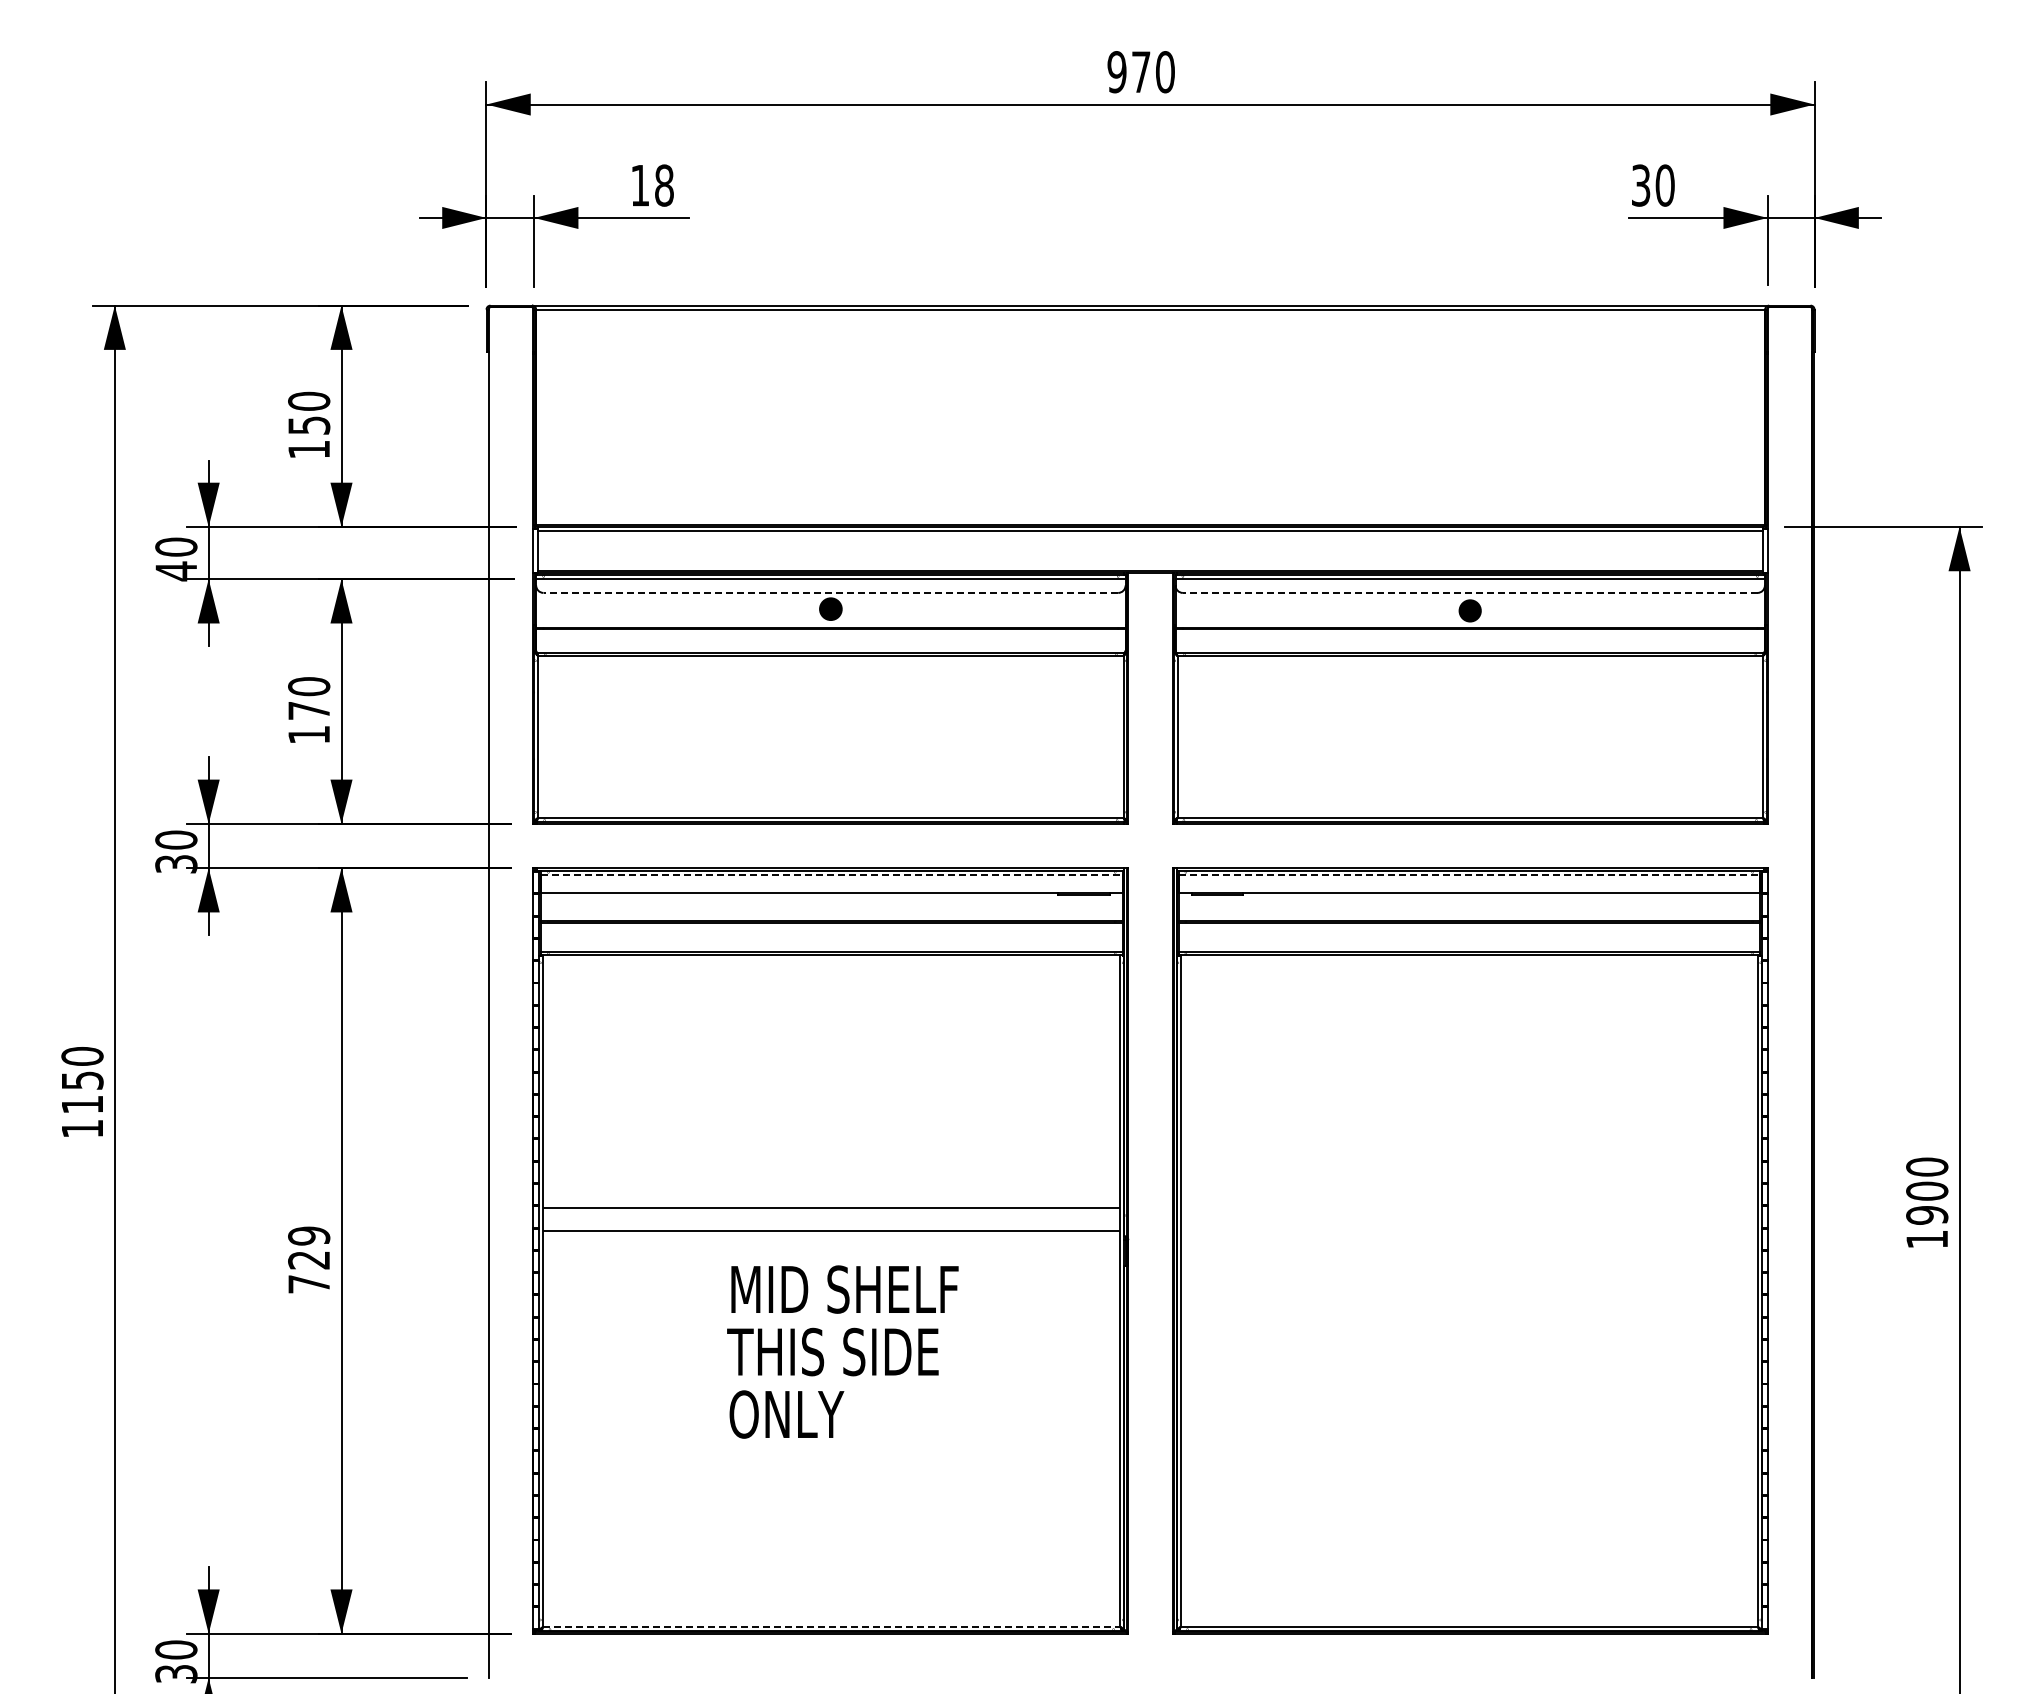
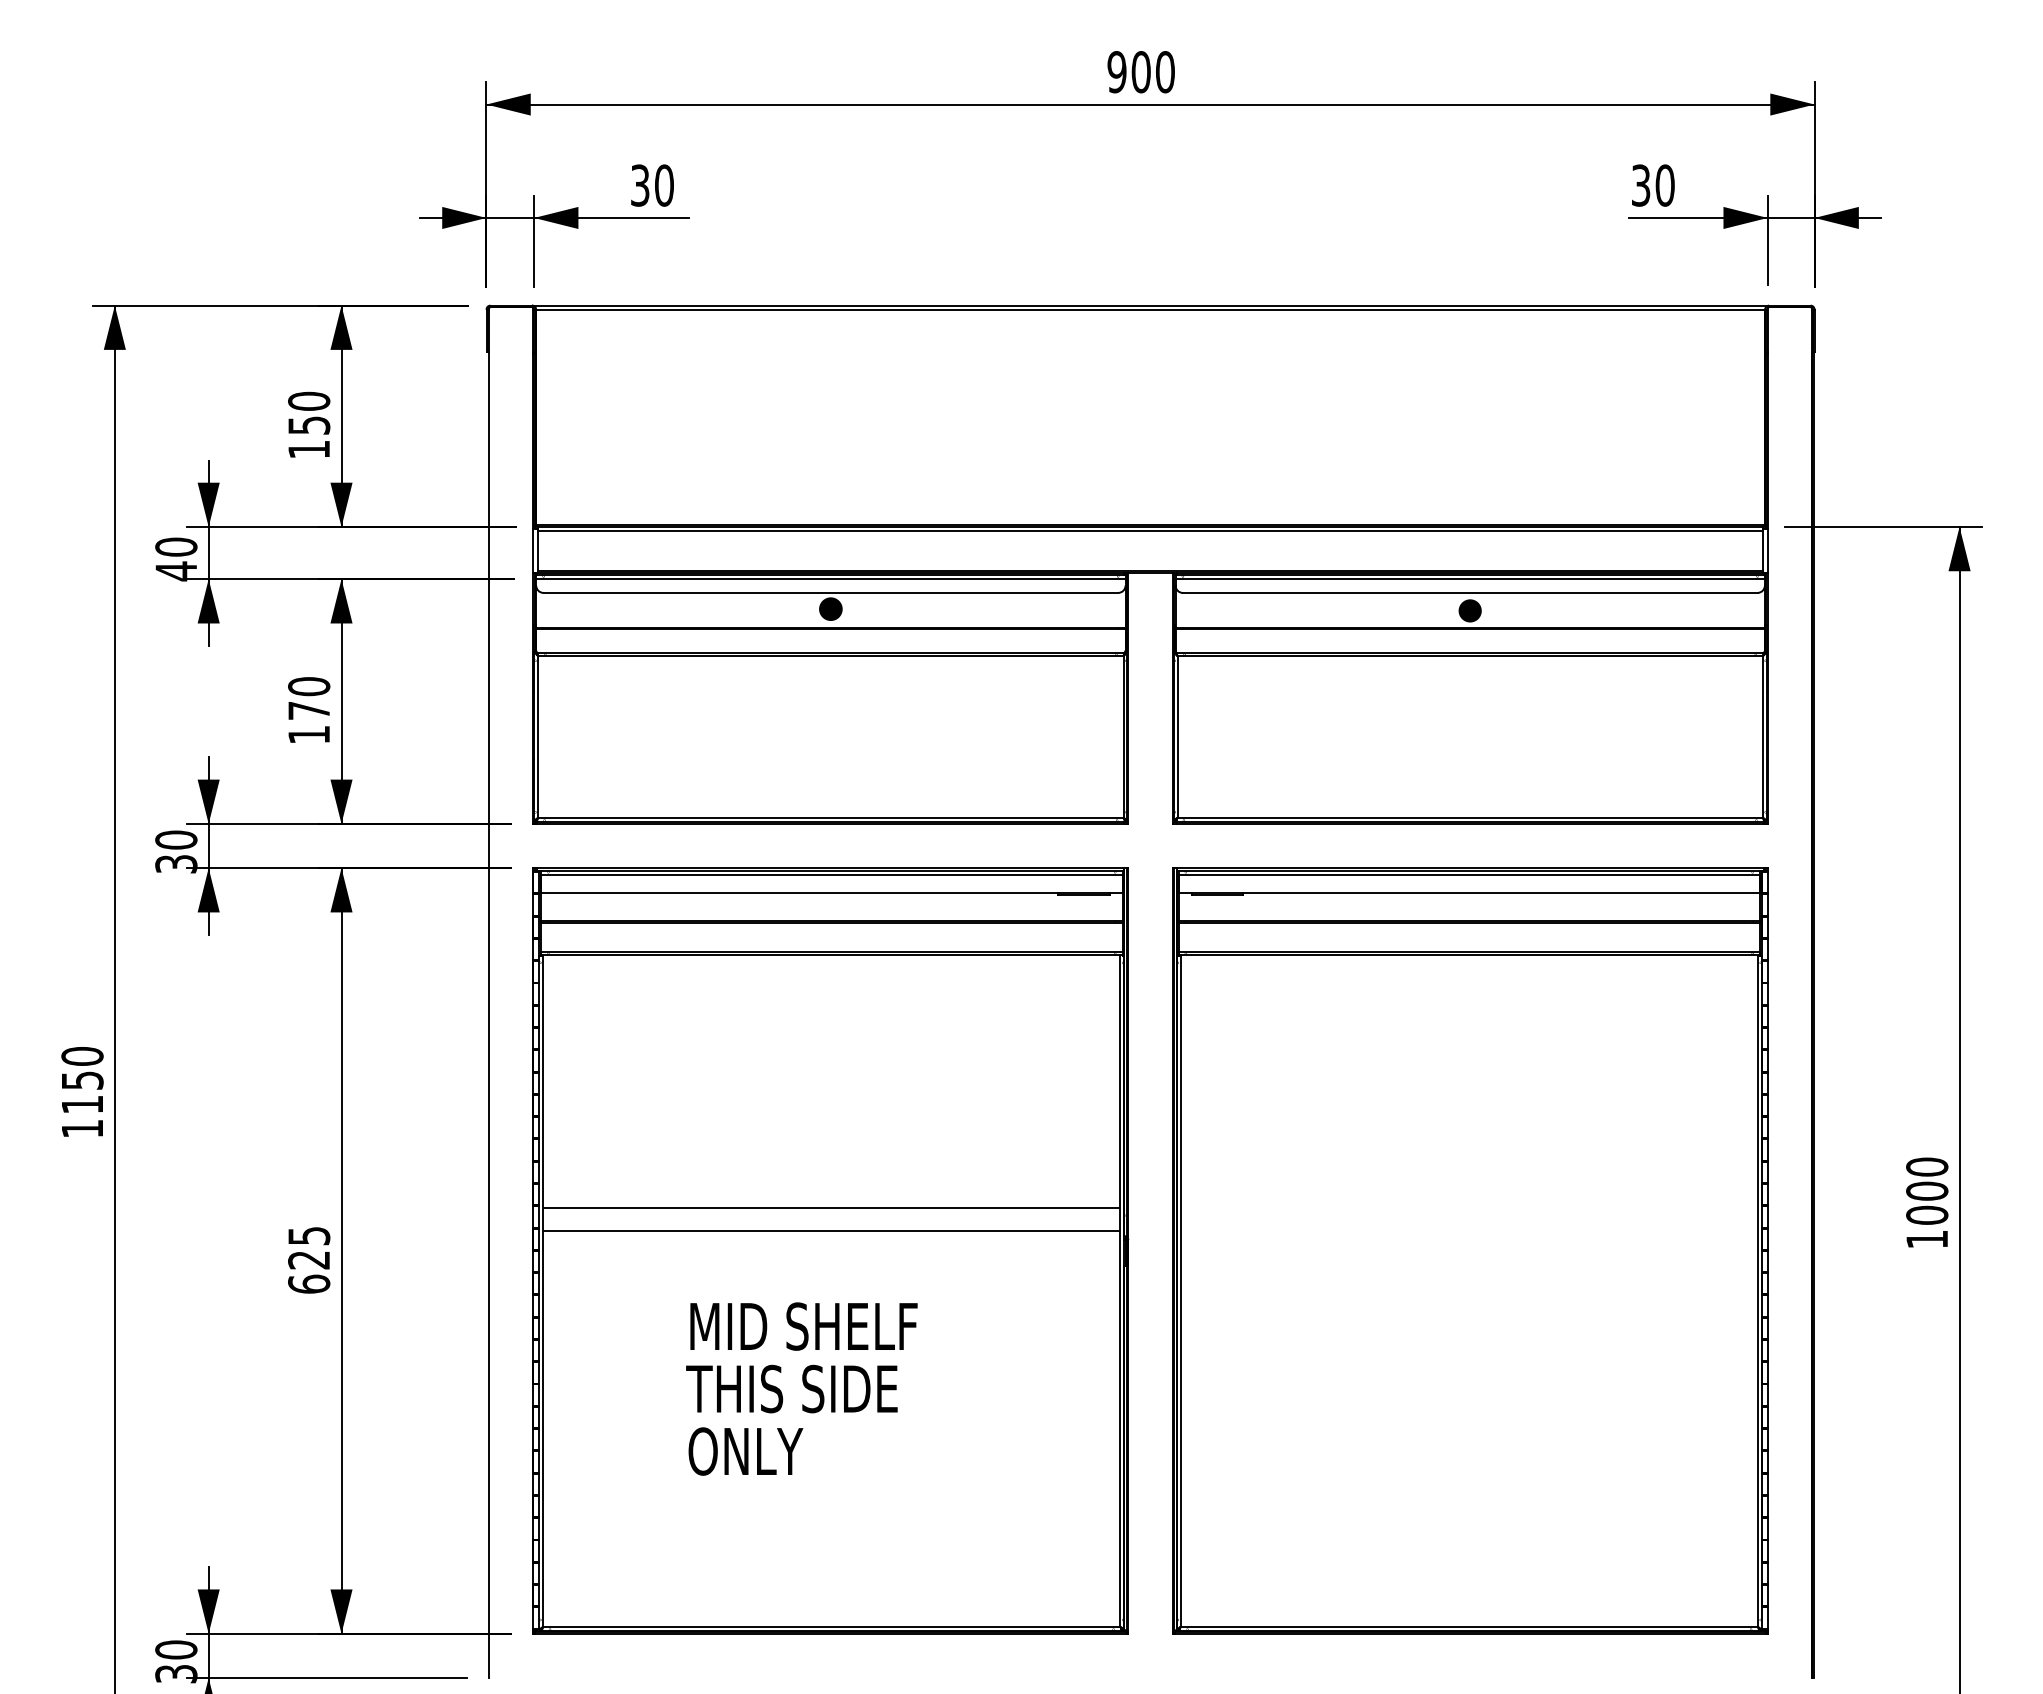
text: 970 -> 900 (1140, 72)
text: 18 -> 30 (652, 185)
line: dashed -> solid (830, 592)
line: dashed -> solid (1469, 592)
line: dashed -> solid (831, 875)
line: dashed -> solid (1469, 875)
text: 1900 -> 1000 (1927, 1214)
text: 729 -> 625 (309, 1259)
text position: (842, 1351) -> (801, 1388) (801, 1388)
line: dashed -> solid (831, 1626)
